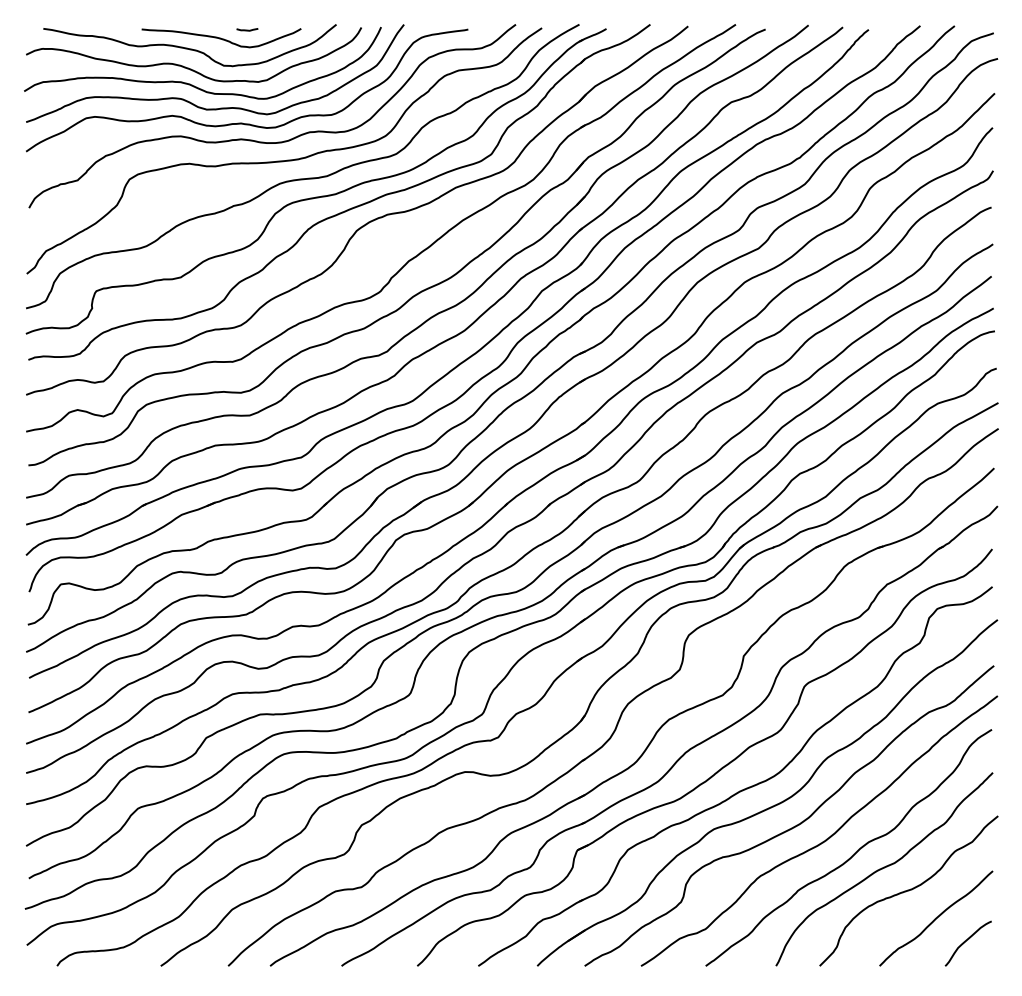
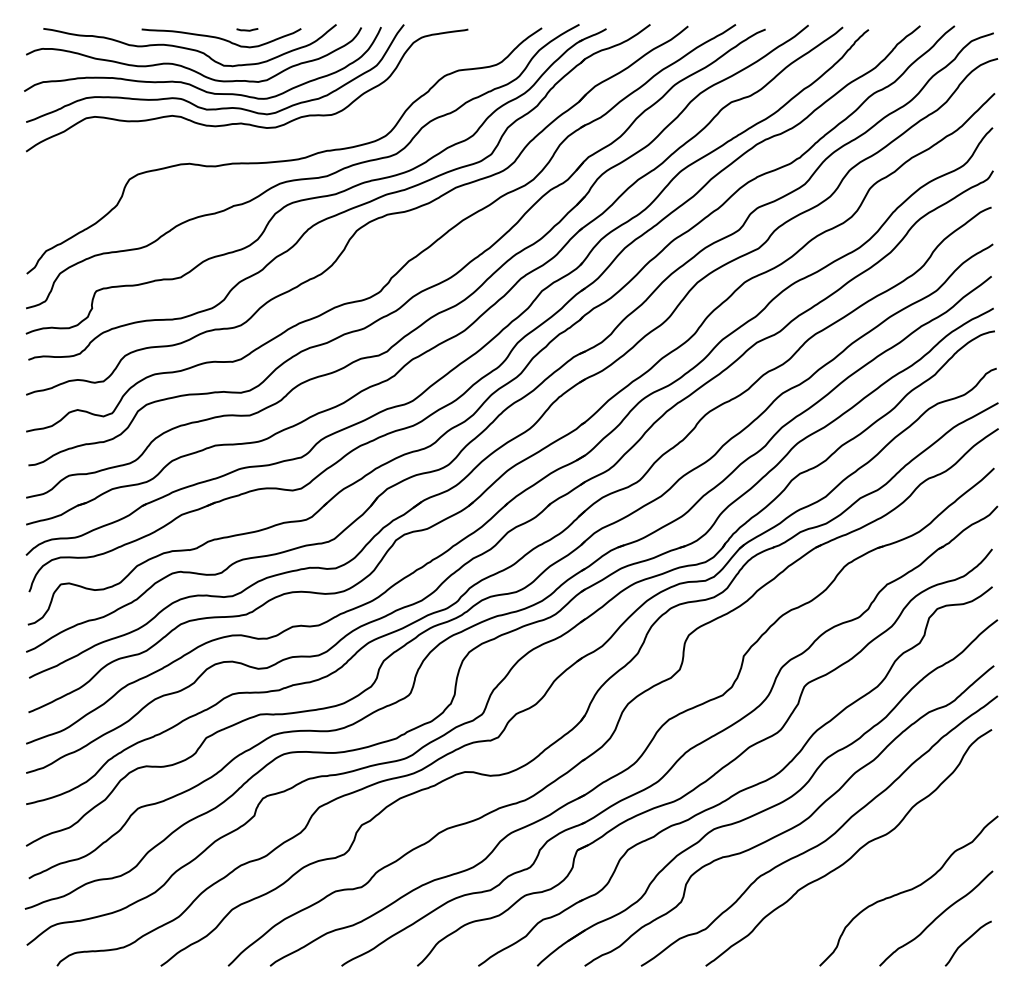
curve: present -> none (278, 141)
curve: present -> none (884, 868)
